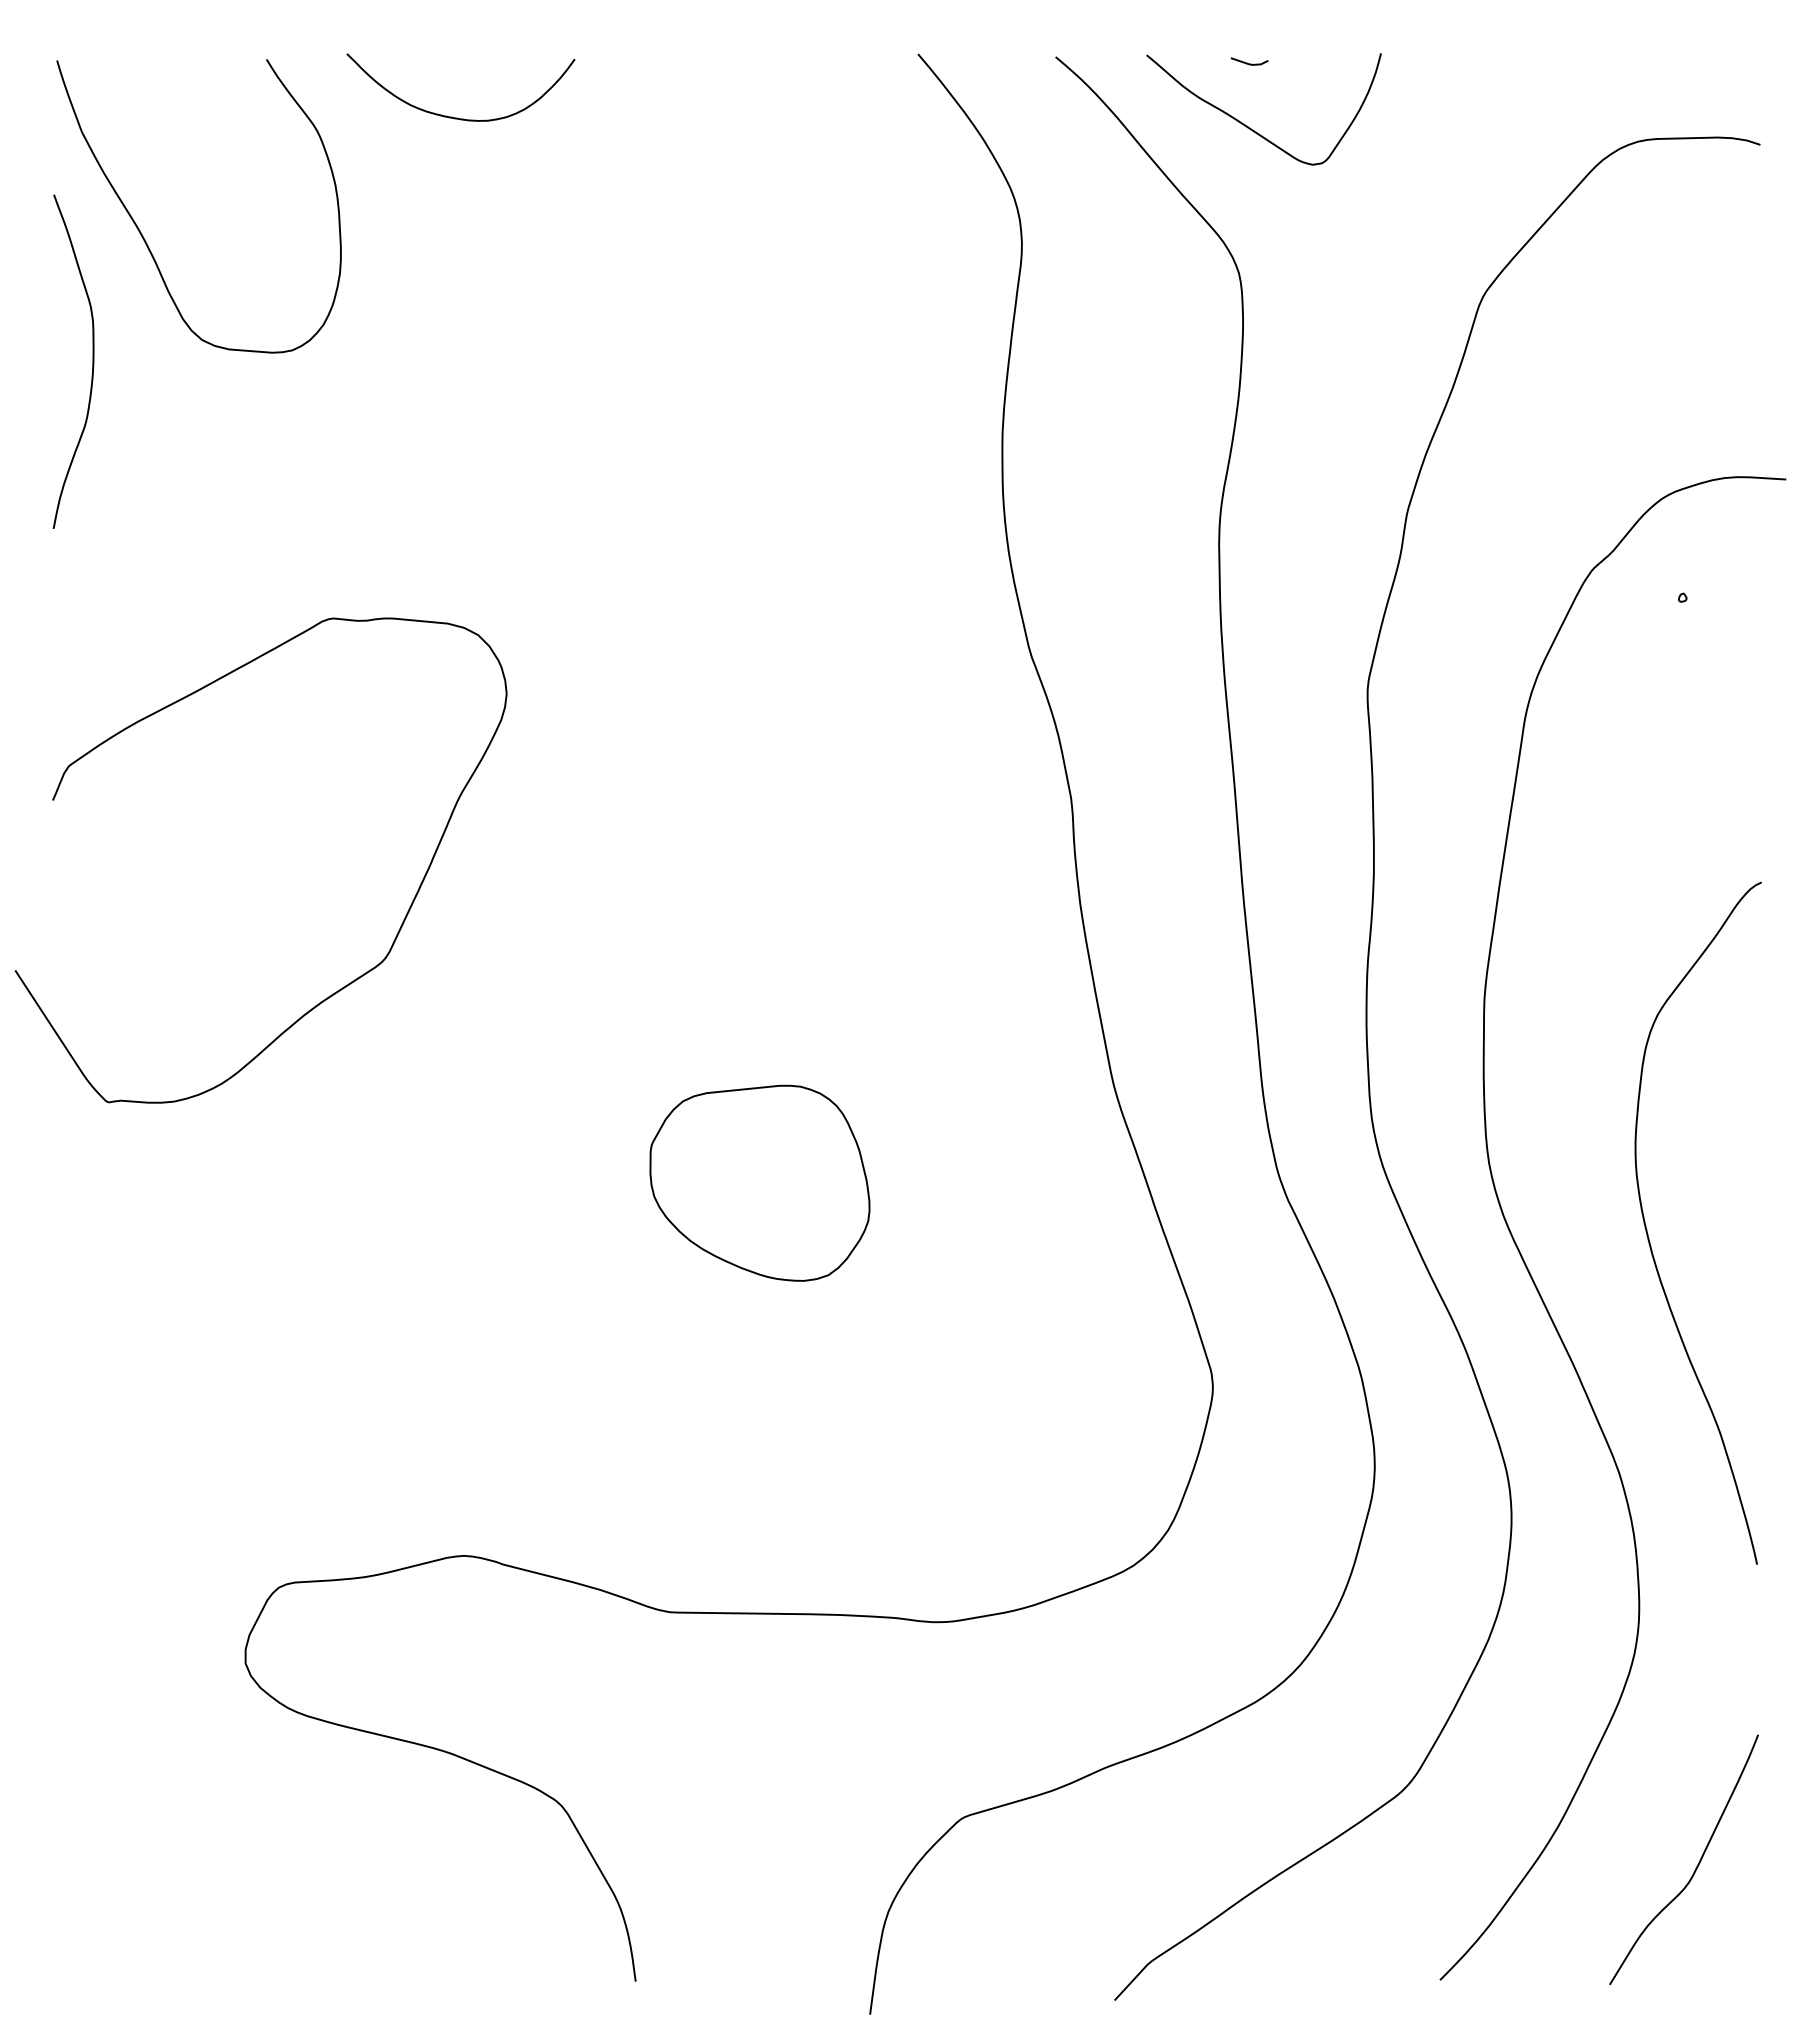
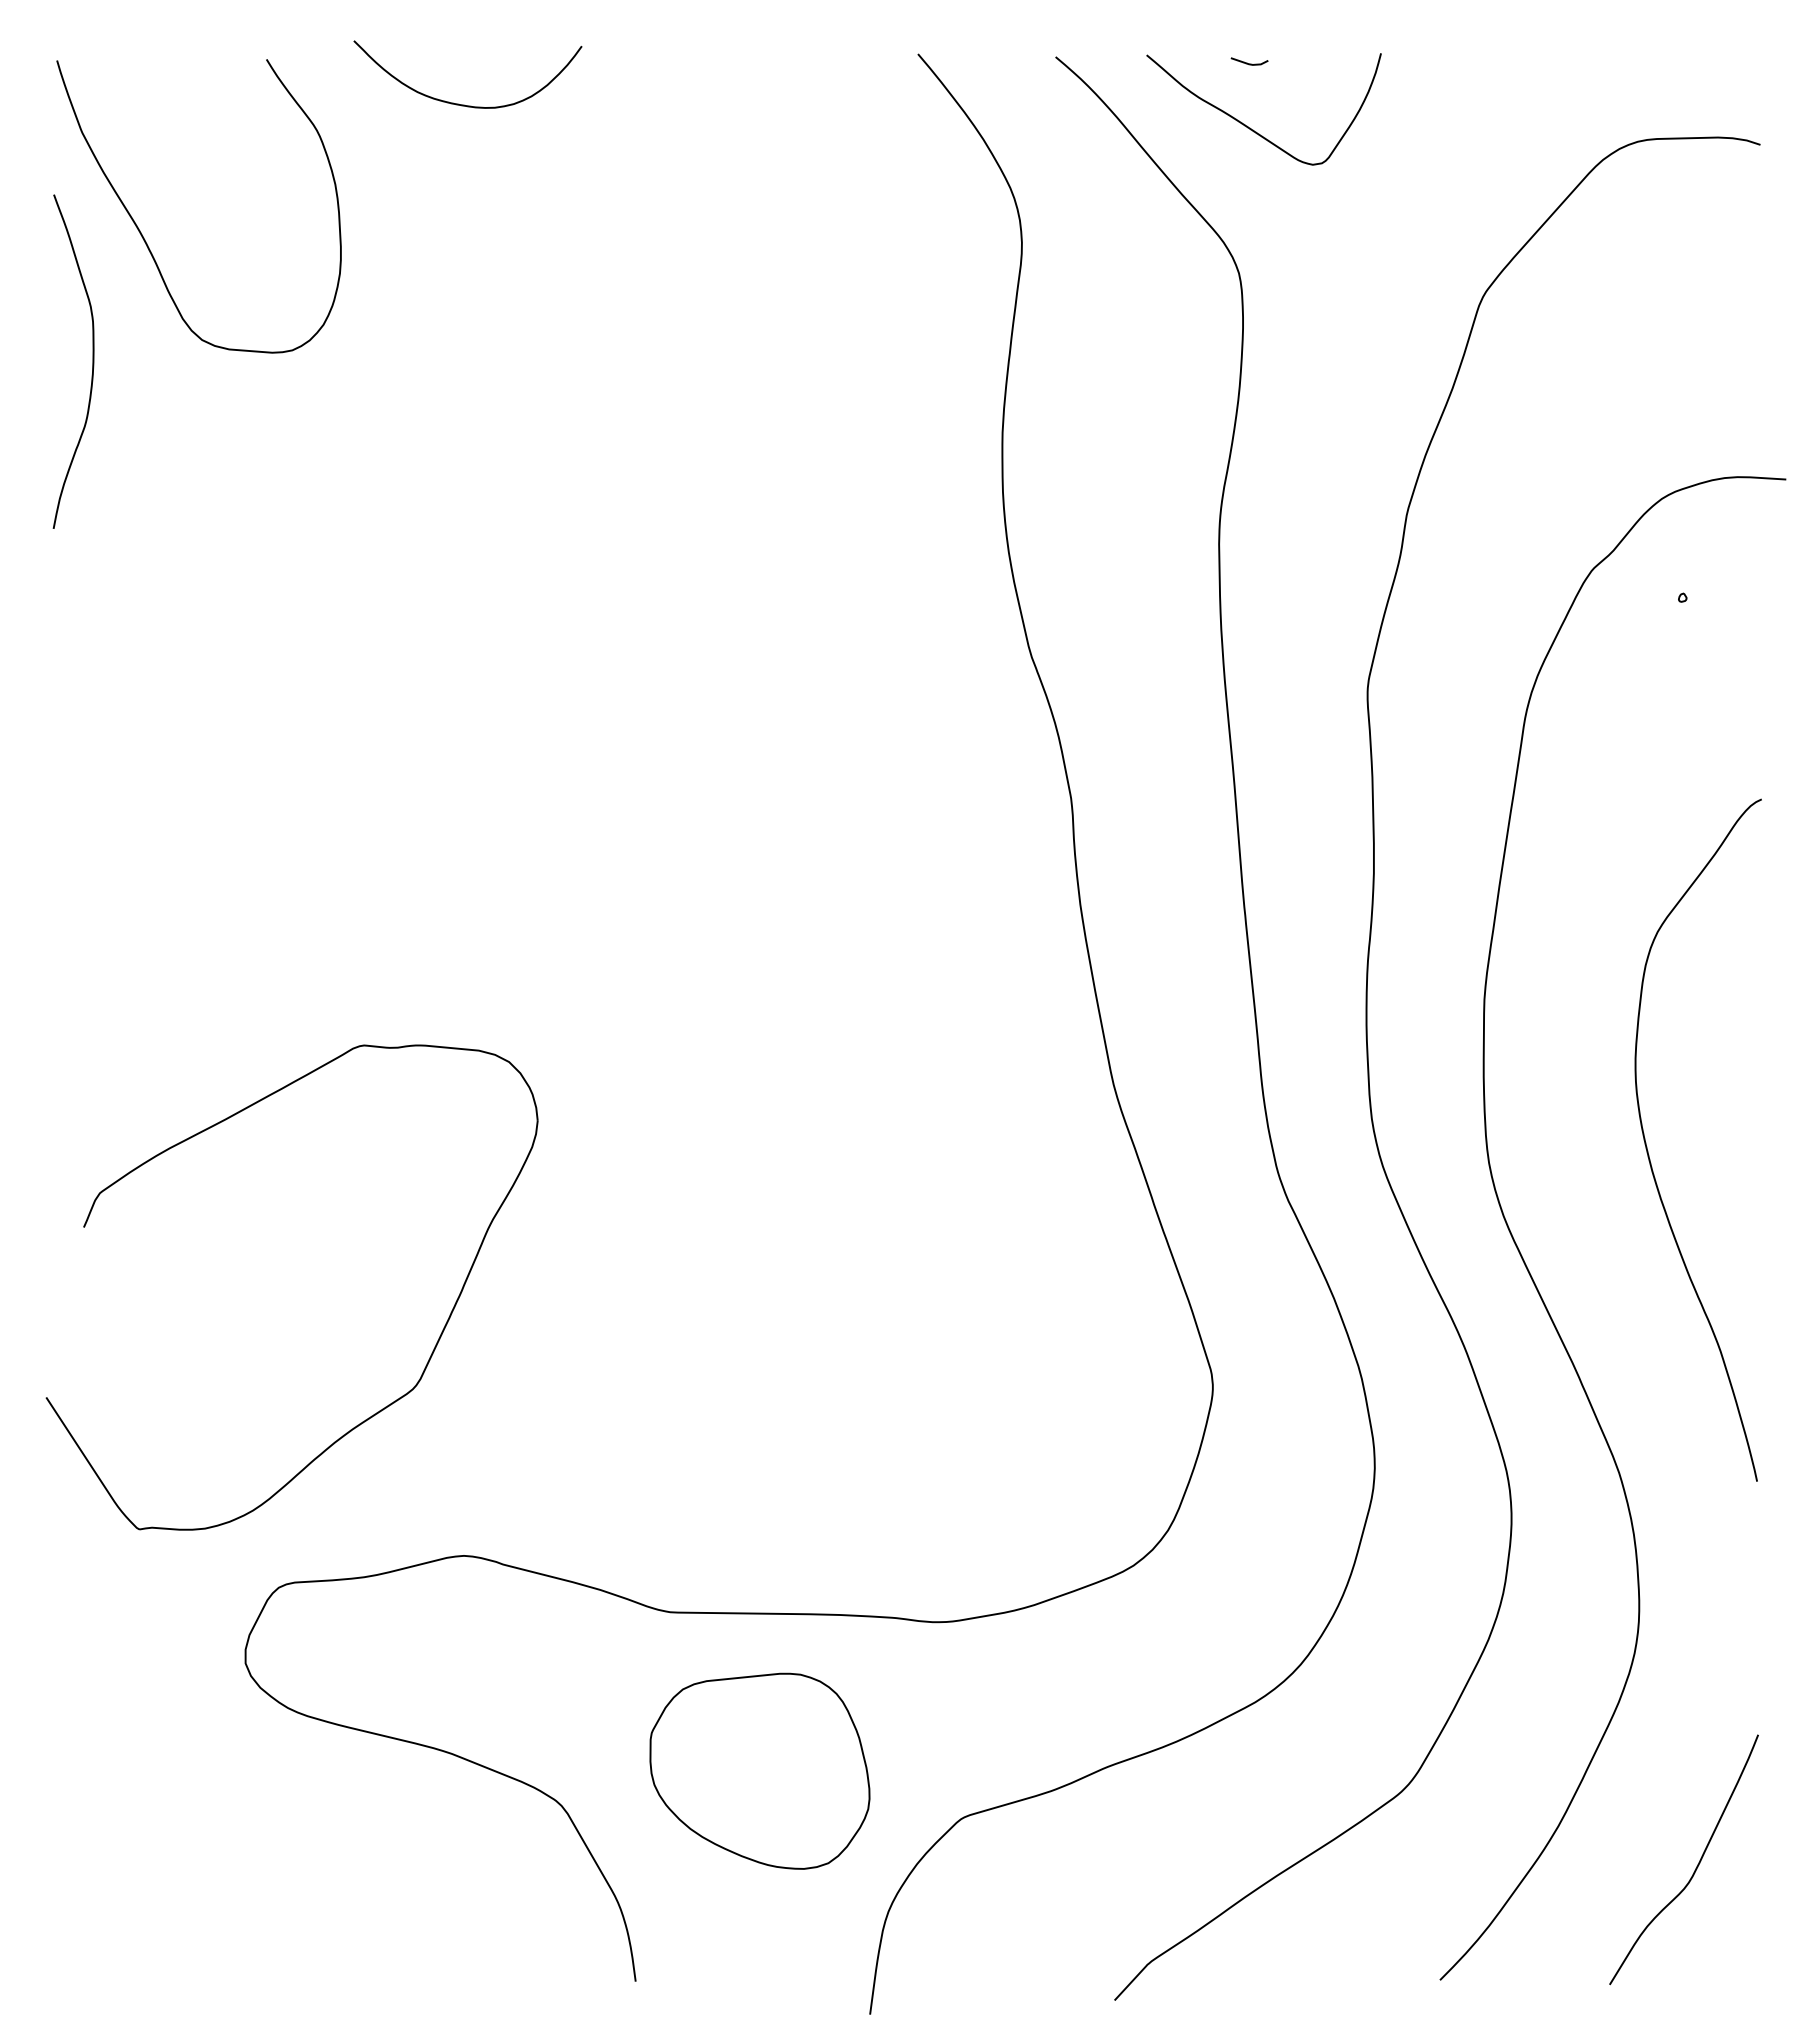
curve position: (457, 117) -> (464, 104) (464, 104)
part position: (343, 986) -> (374, 1413) (374, 1413)
part position: (759, 1182) -> (759, 1770) (759, 1770)
curve position: (1648, 1233) -> (1648, 1150) (1648, 1150)
